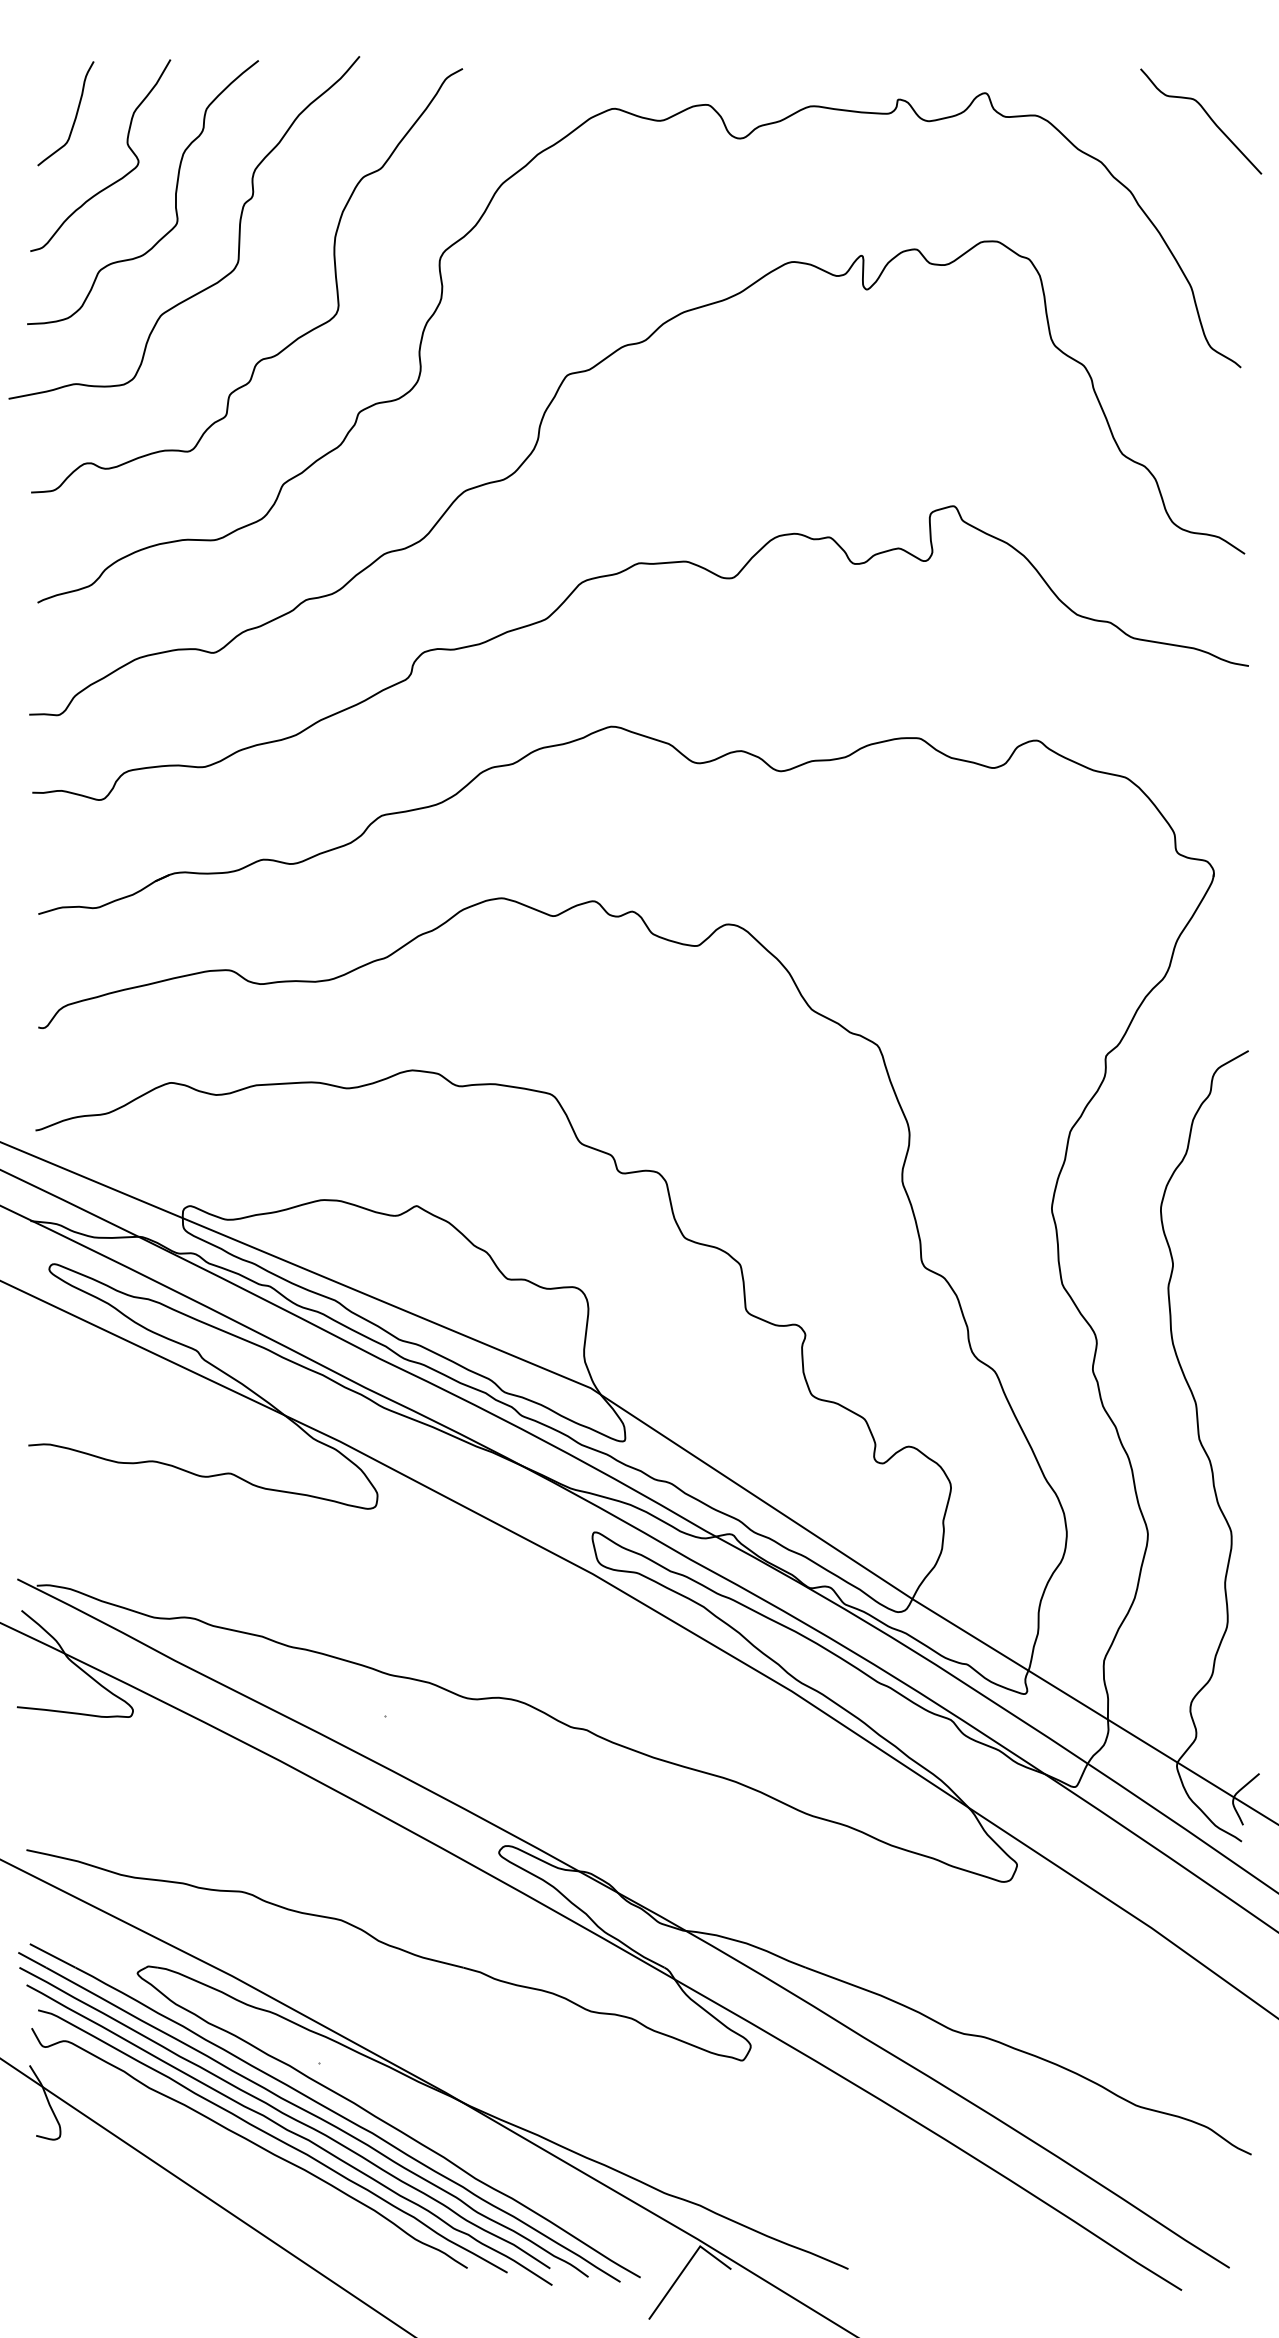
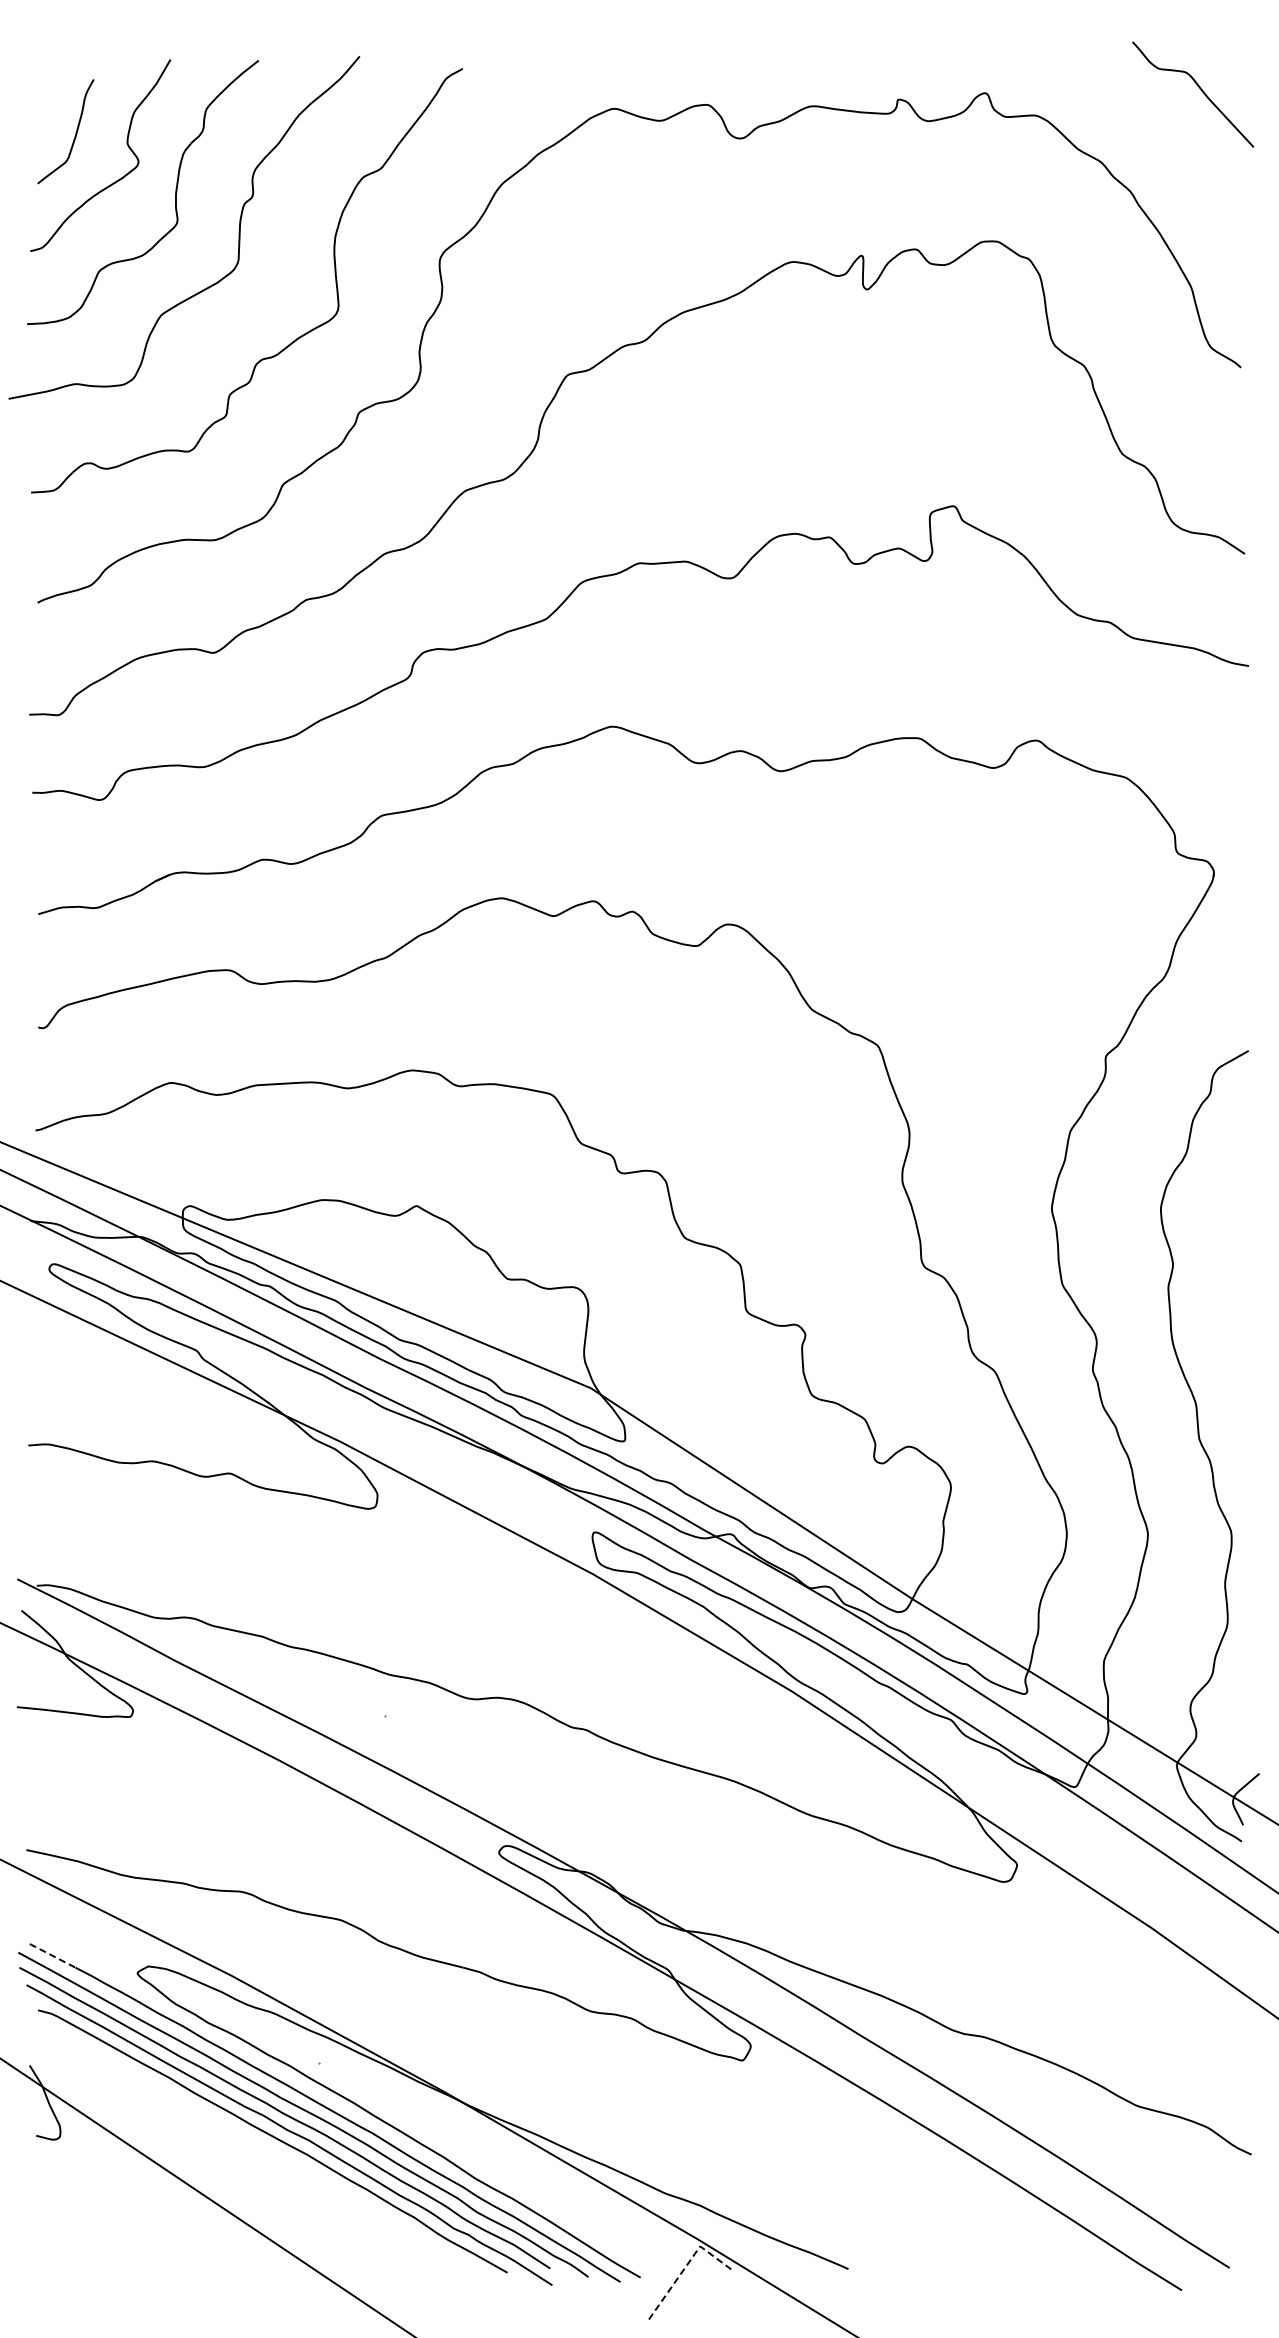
curve position: (75, 114) -> (75, 132) (75, 132)
curve position: (1208, 117) -> (1200, 90) (1200, 90)
line: solid -> dashed (52, 1955)
curve: present -> none (253, 2144)
line: solid -> dashed (685, 2266)
